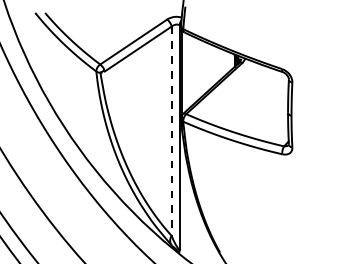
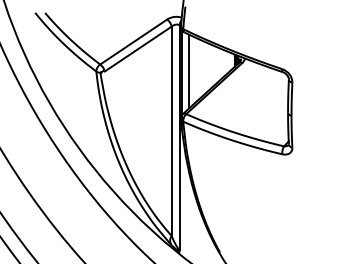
line: none -> present (189, 71)
line: dashed -> solid (171, 131)
